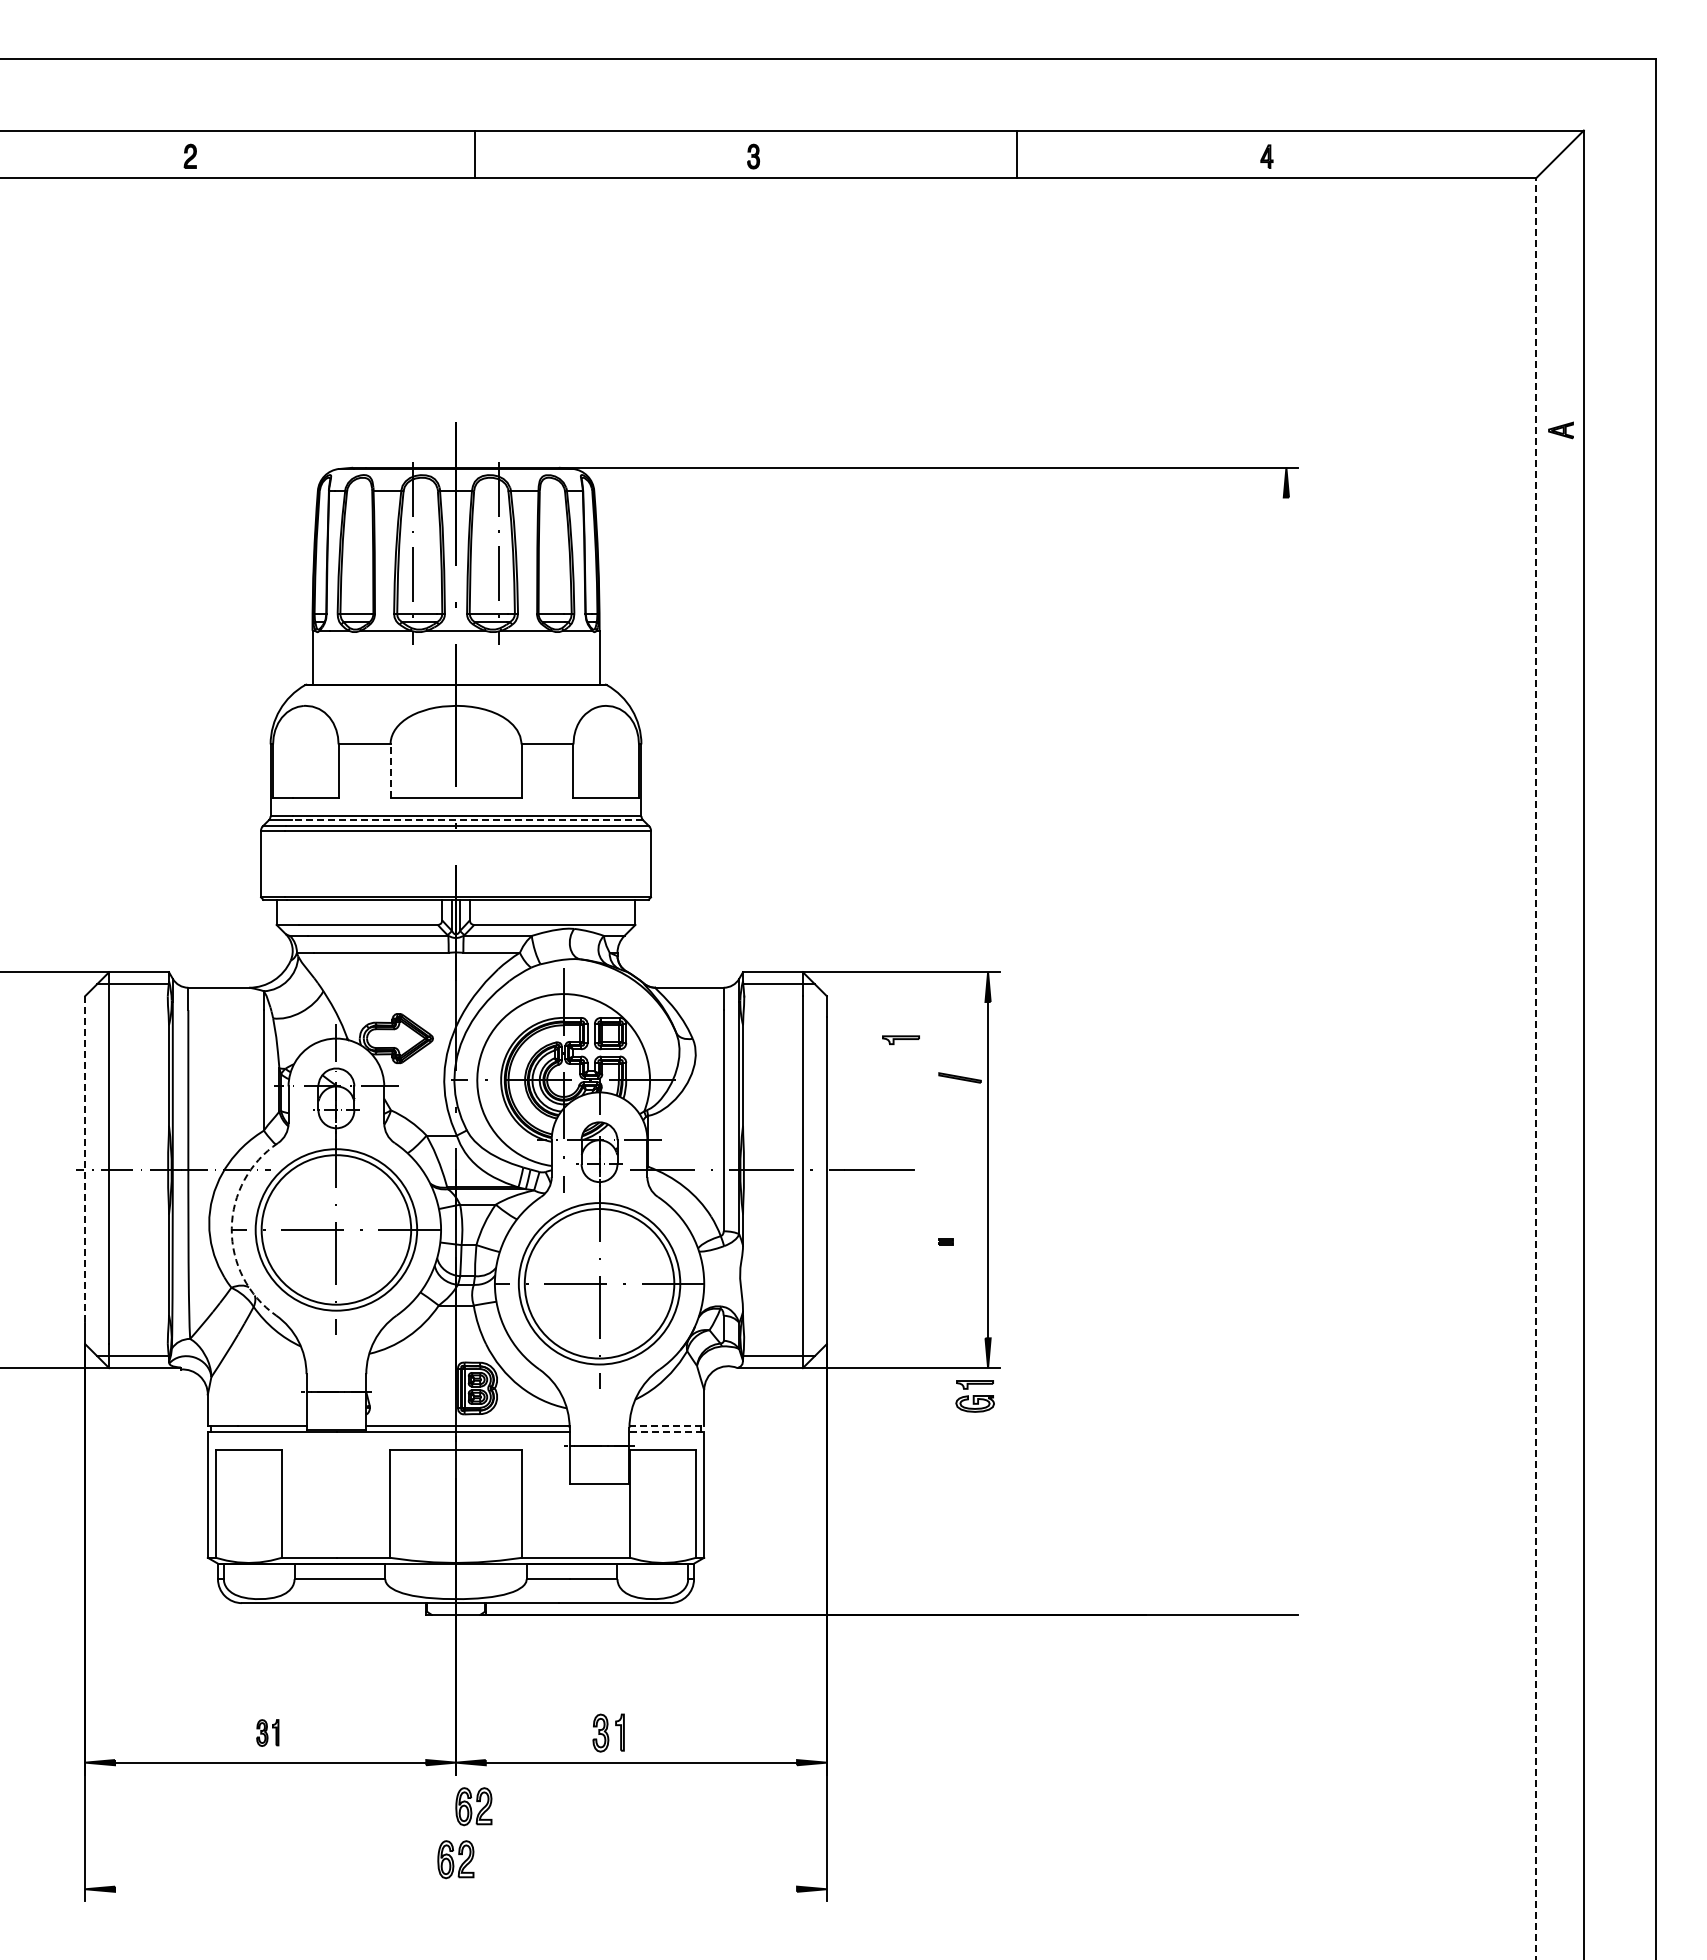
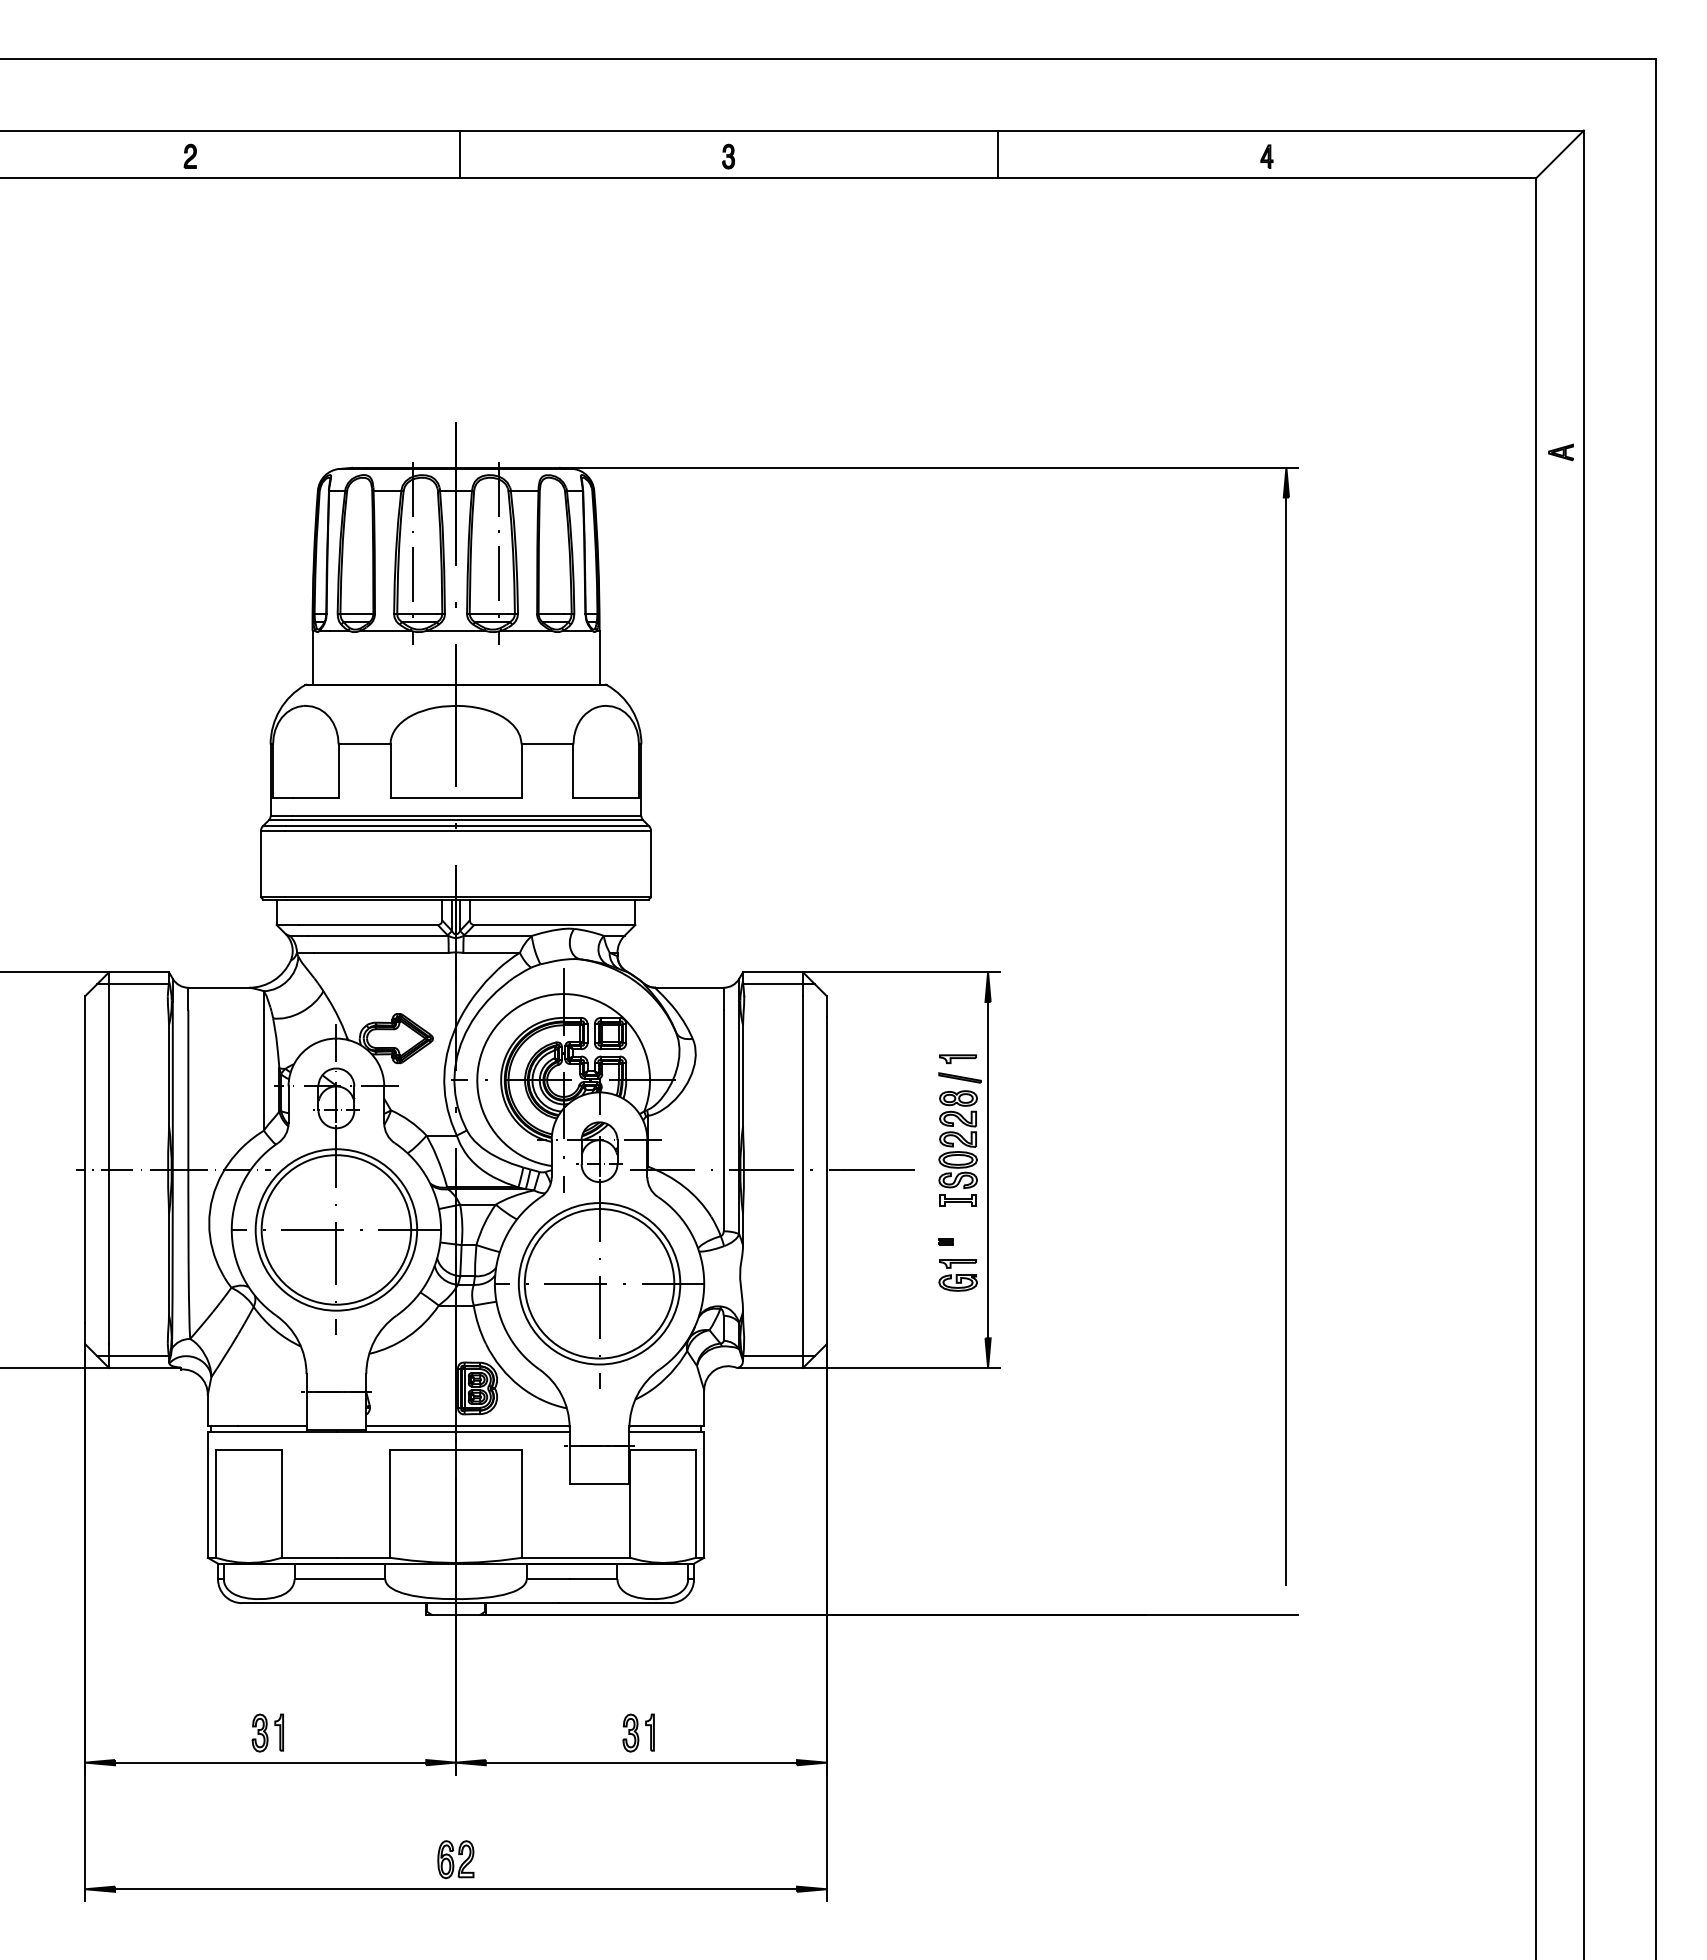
line position: (474, 154) -> (459, 154) (459, 154)
line position: (1016, 154) -> (997, 154) (997, 154)
part position: (753, 156) -> (728, 156) (728, 156)
part position: (1560, 430) -> (1560, 452) (1560, 452)
line: dashed -> solid (390, 771)
line: dashed -> solid (467, 820)
part position: (900, 1040) -> (957, 1059) (957, 1059)
line: none -> present (1286, 1041)
line: dashed -> solid (1536, 1069)
part: none -> present (957, 1148)
line: dashed -> solid (85, 1160)
arc: dashed -> solid (231, 1228)
part position: (974, 1396) -> (957, 1275) (957, 1275)
line: dashed -> solid (667, 1426)
line: dashed -> solid (667, 1432)
part size: 24x28 px -> 33x40 px (267, 1732)
part position: (608, 1732) -> (638, 1732) (638, 1732)
part: present -> none (473, 1806)
line: none -> present (456, 1889)
